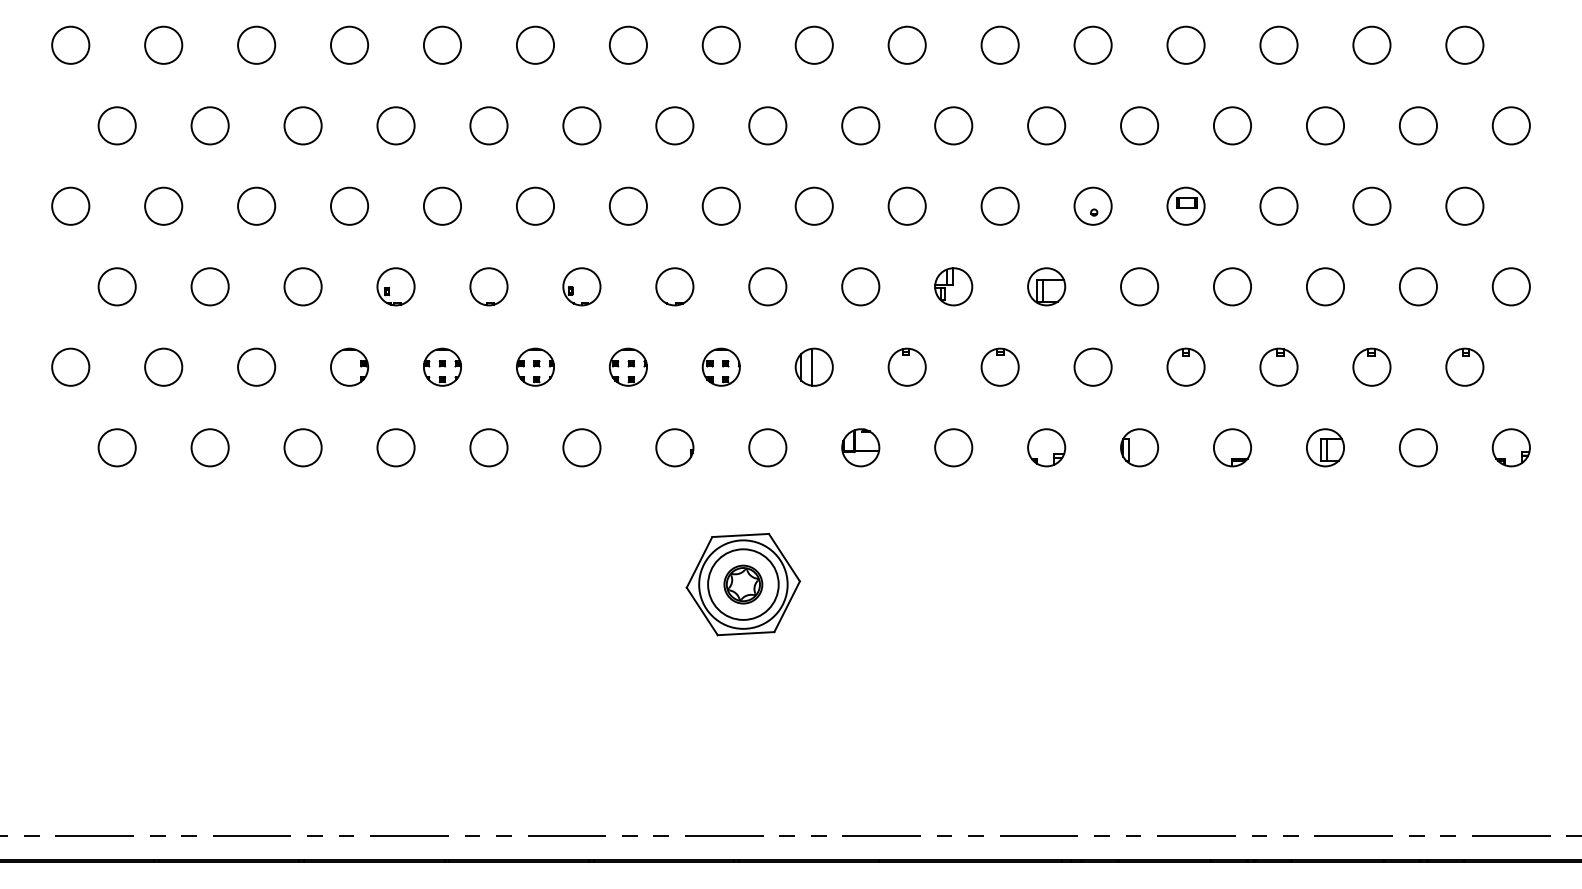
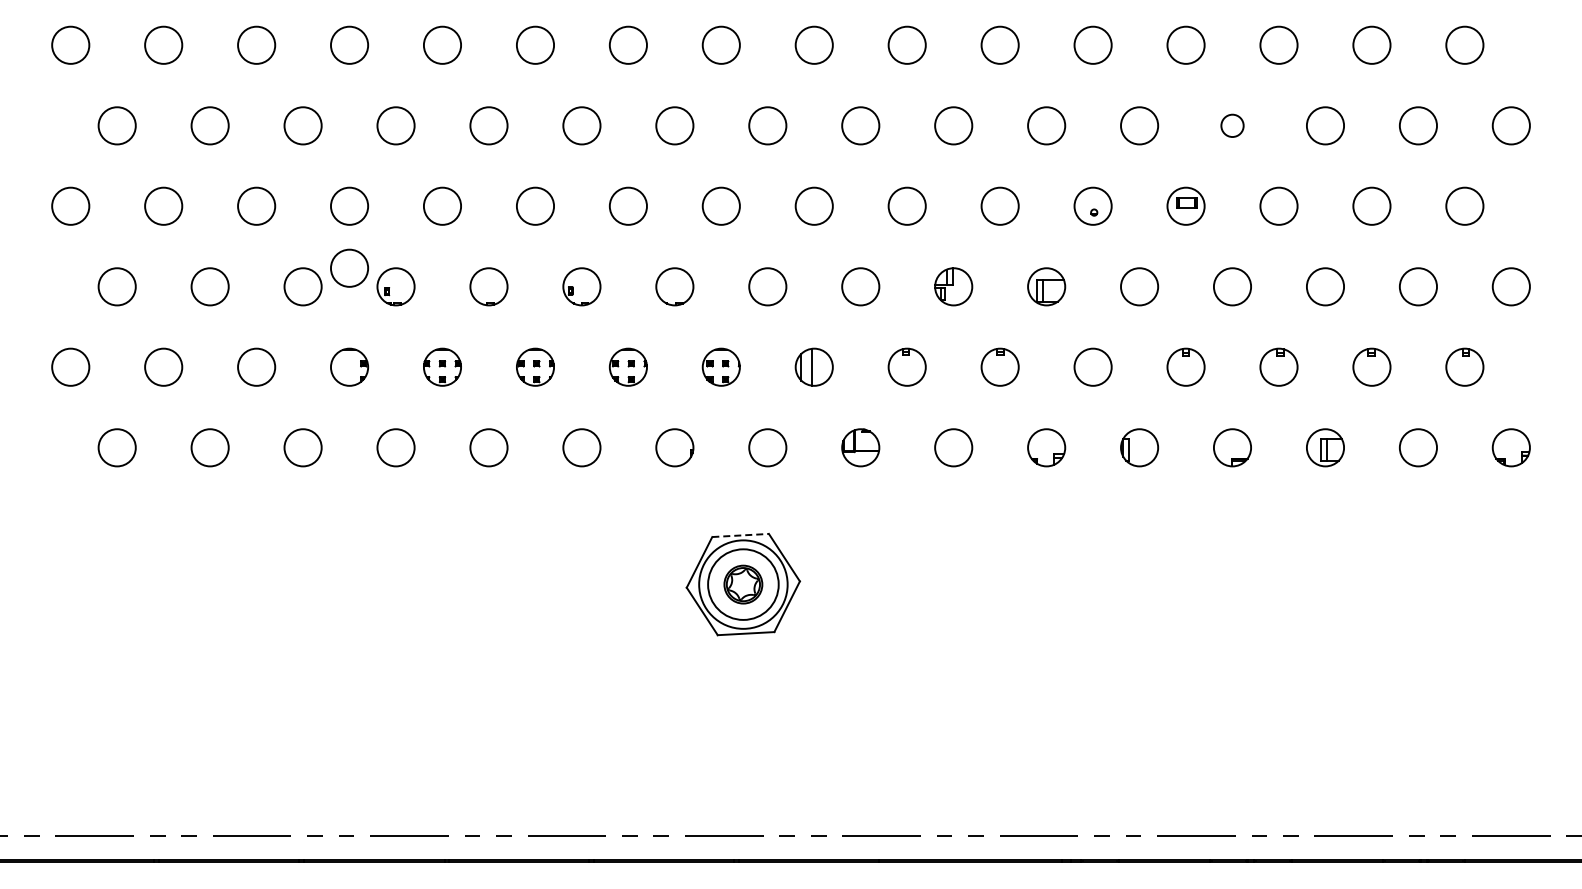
circle diameter: 37 px -> 22 px (1232, 125)
circle: none -> present (349, 267)
line: solid -> dashed (741, 535)
